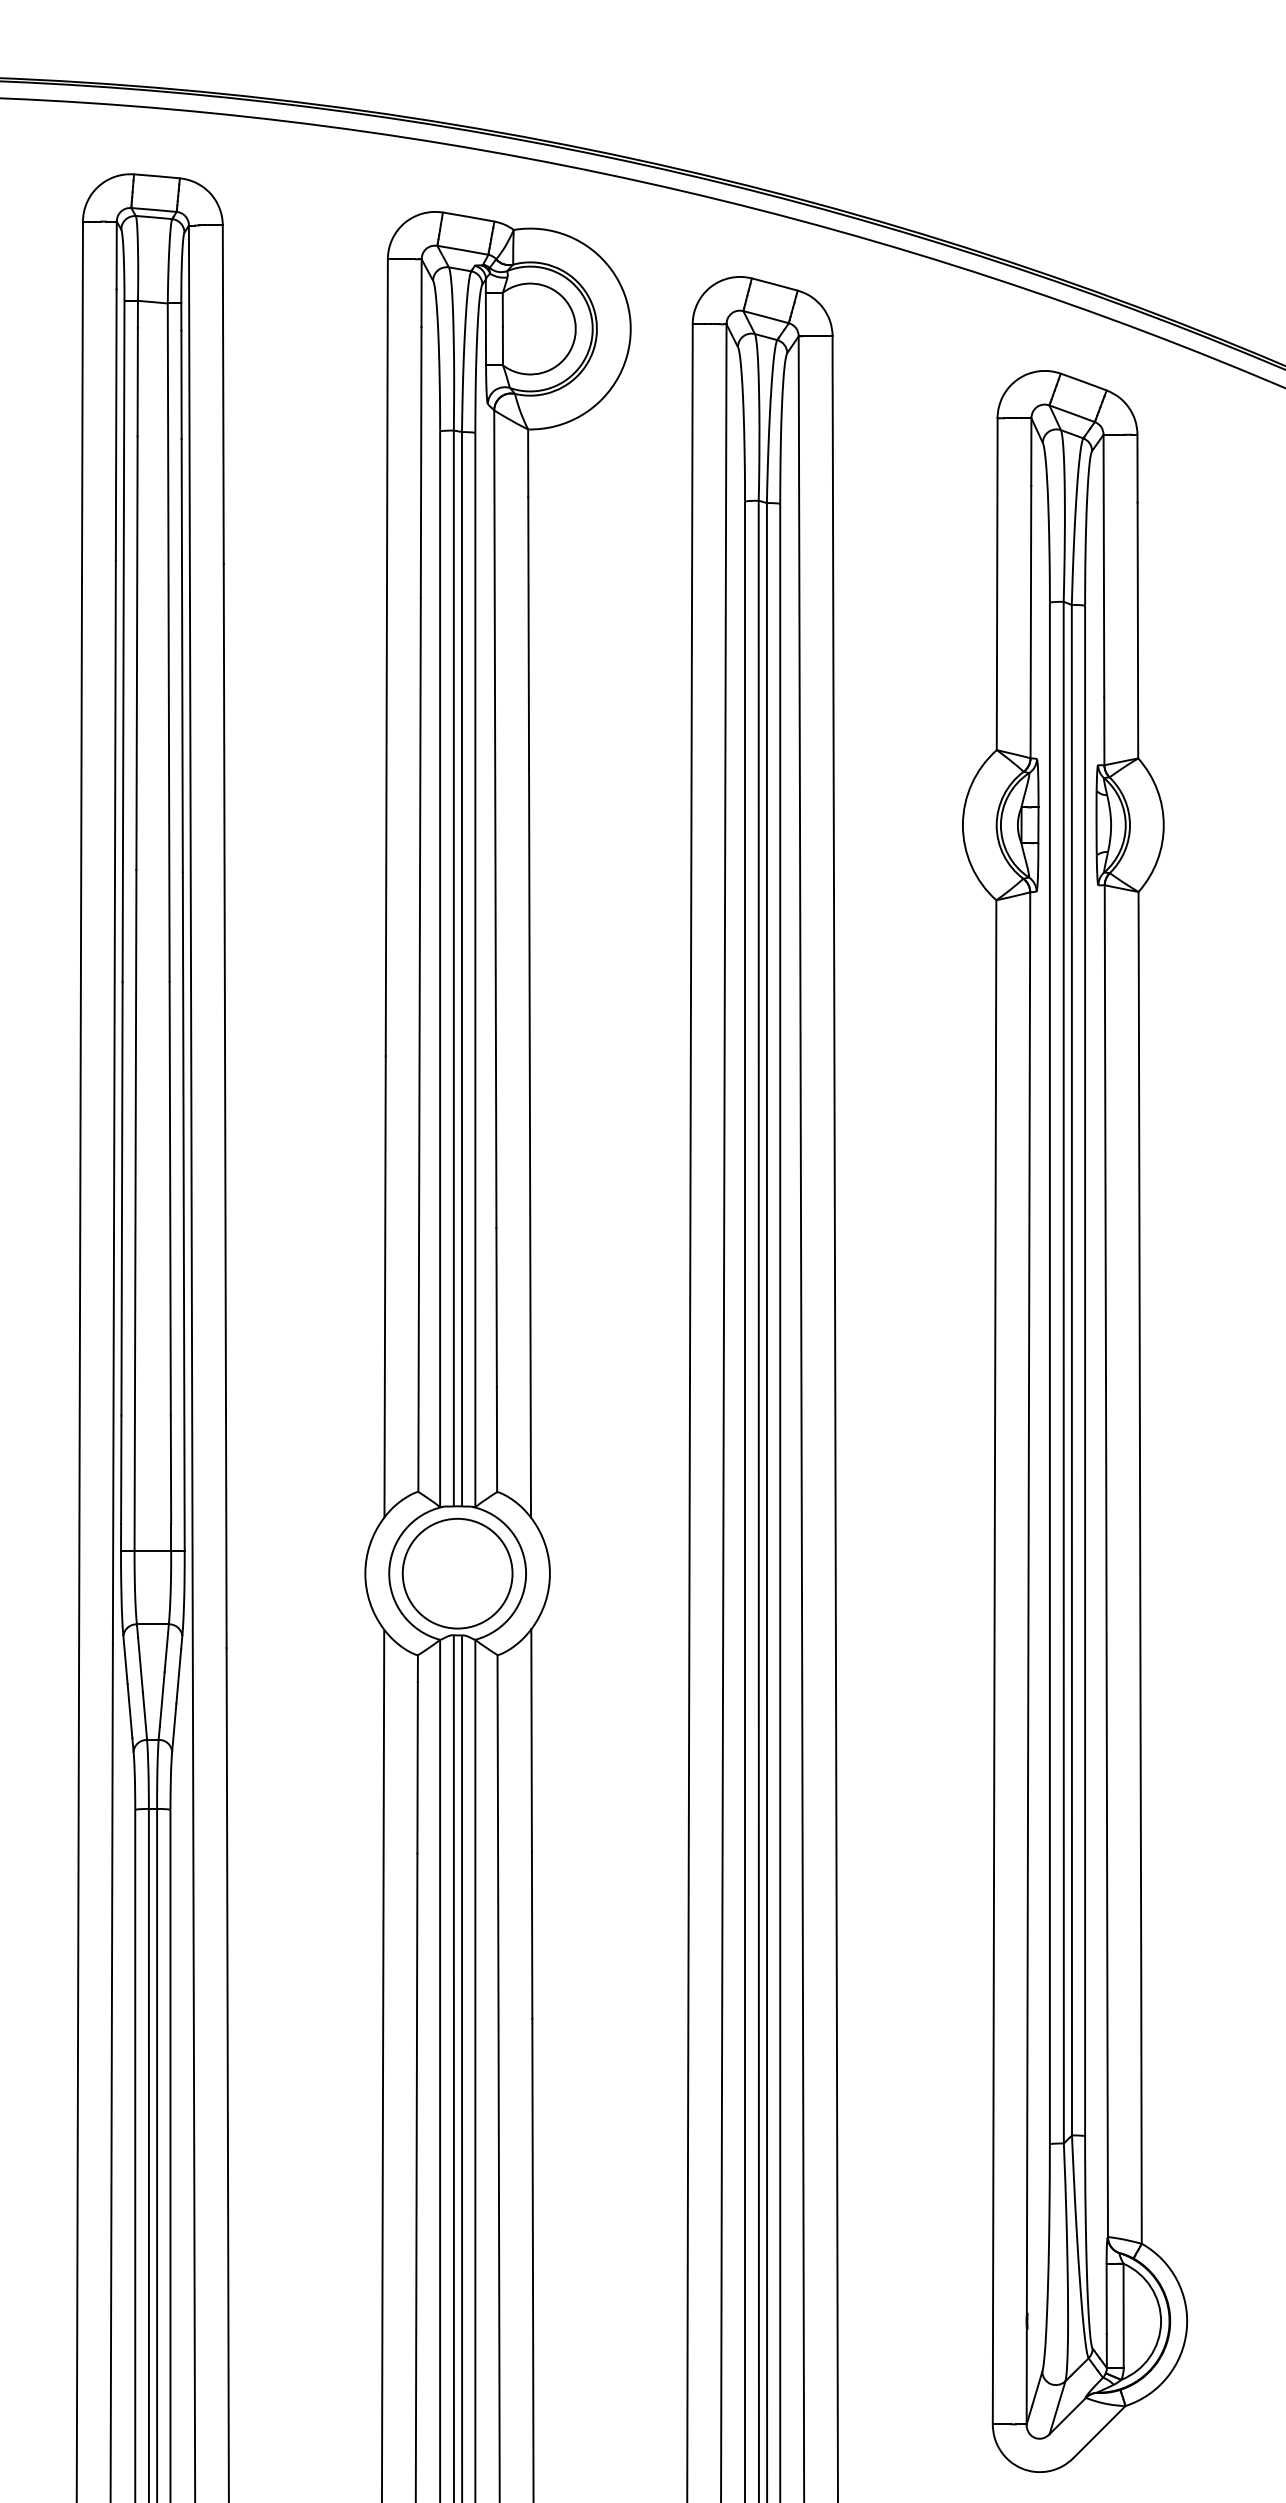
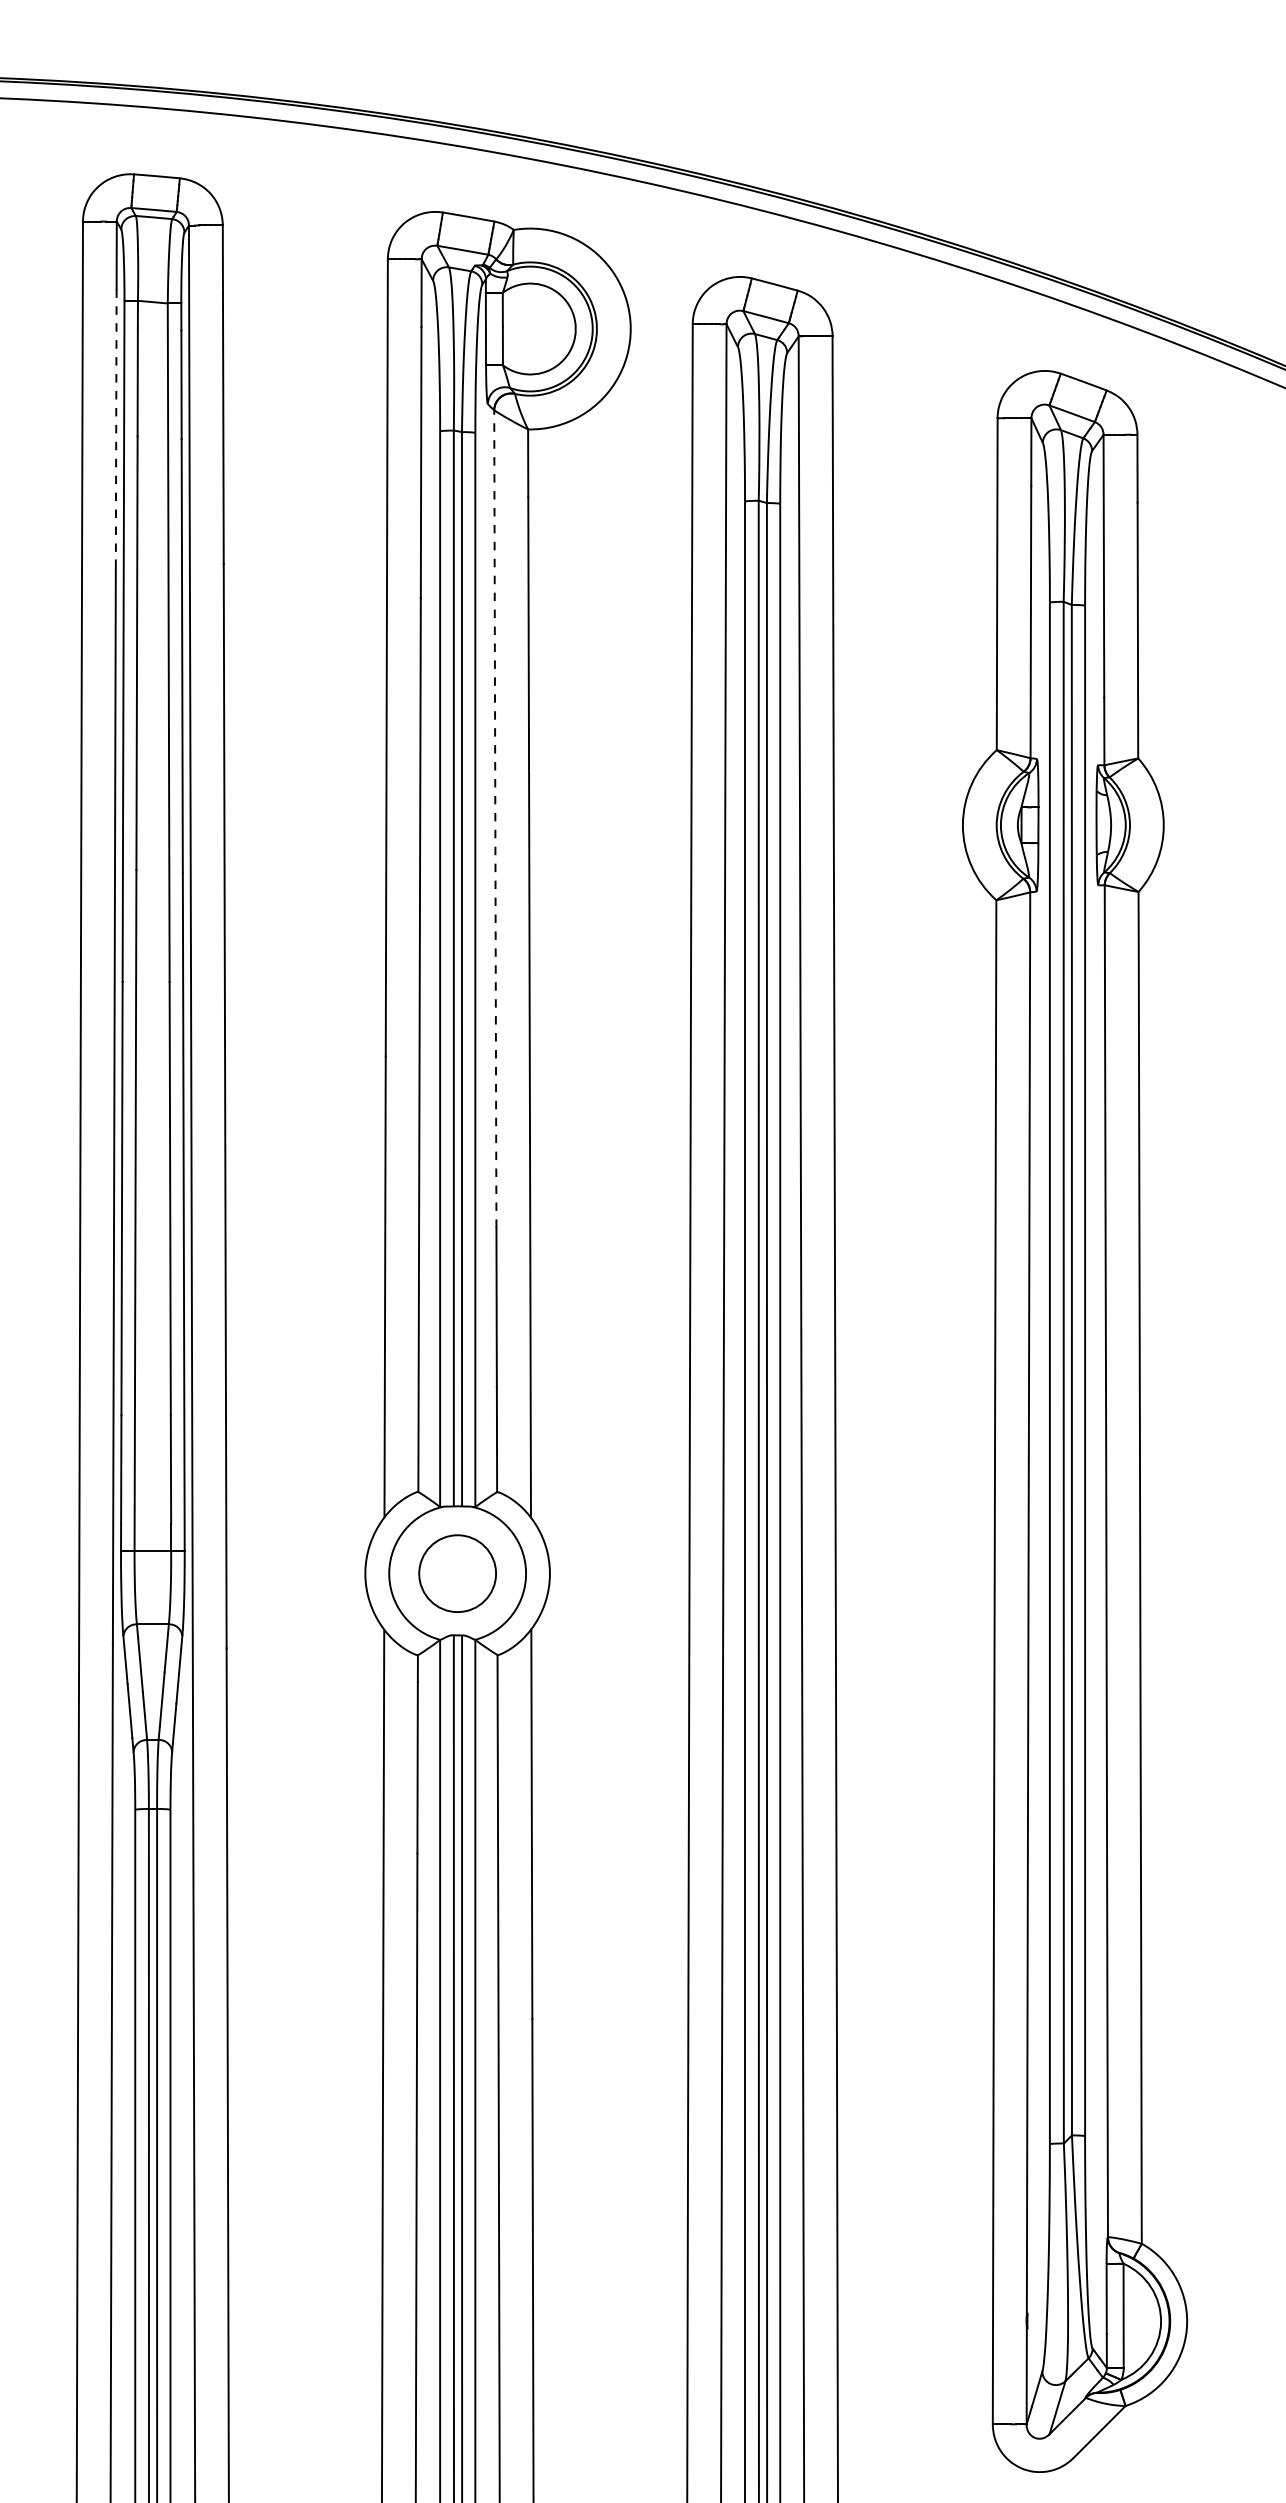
line: solid -> dashed (116, 424)
line: solid -> dashed (495, 819)
circle diameter: 110 px -> 77 px (457, 1573)
